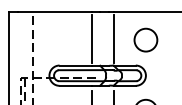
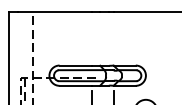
line: present -> none (91, 38)
line: present -> none (114, 38)
circle: present -> none (145, 39)
